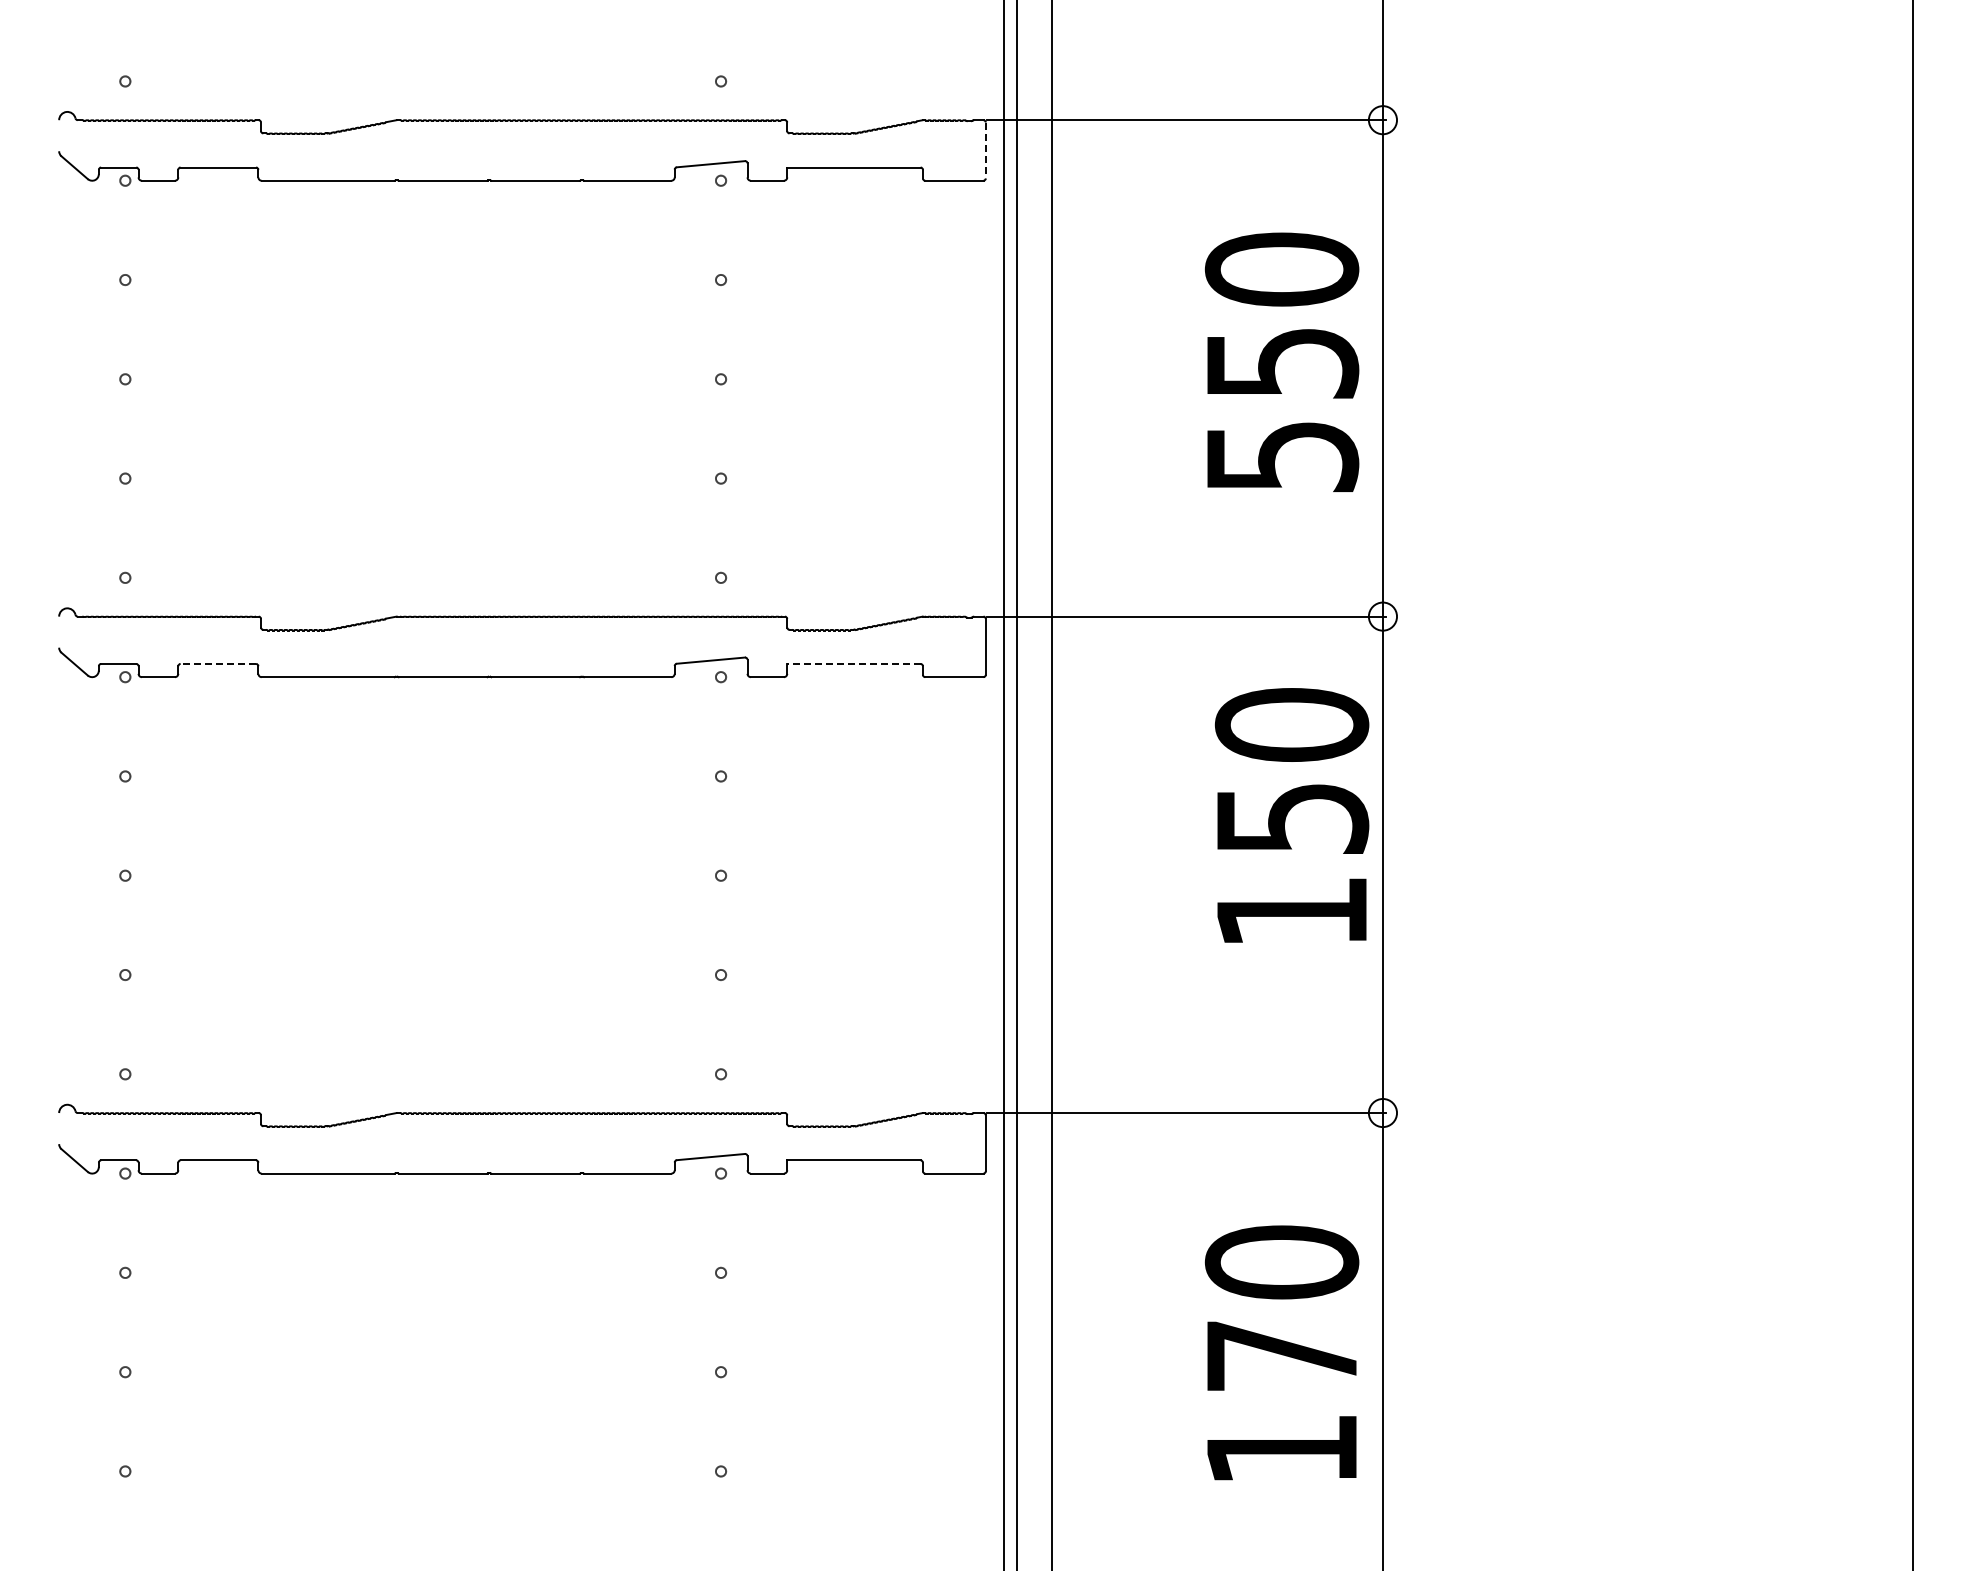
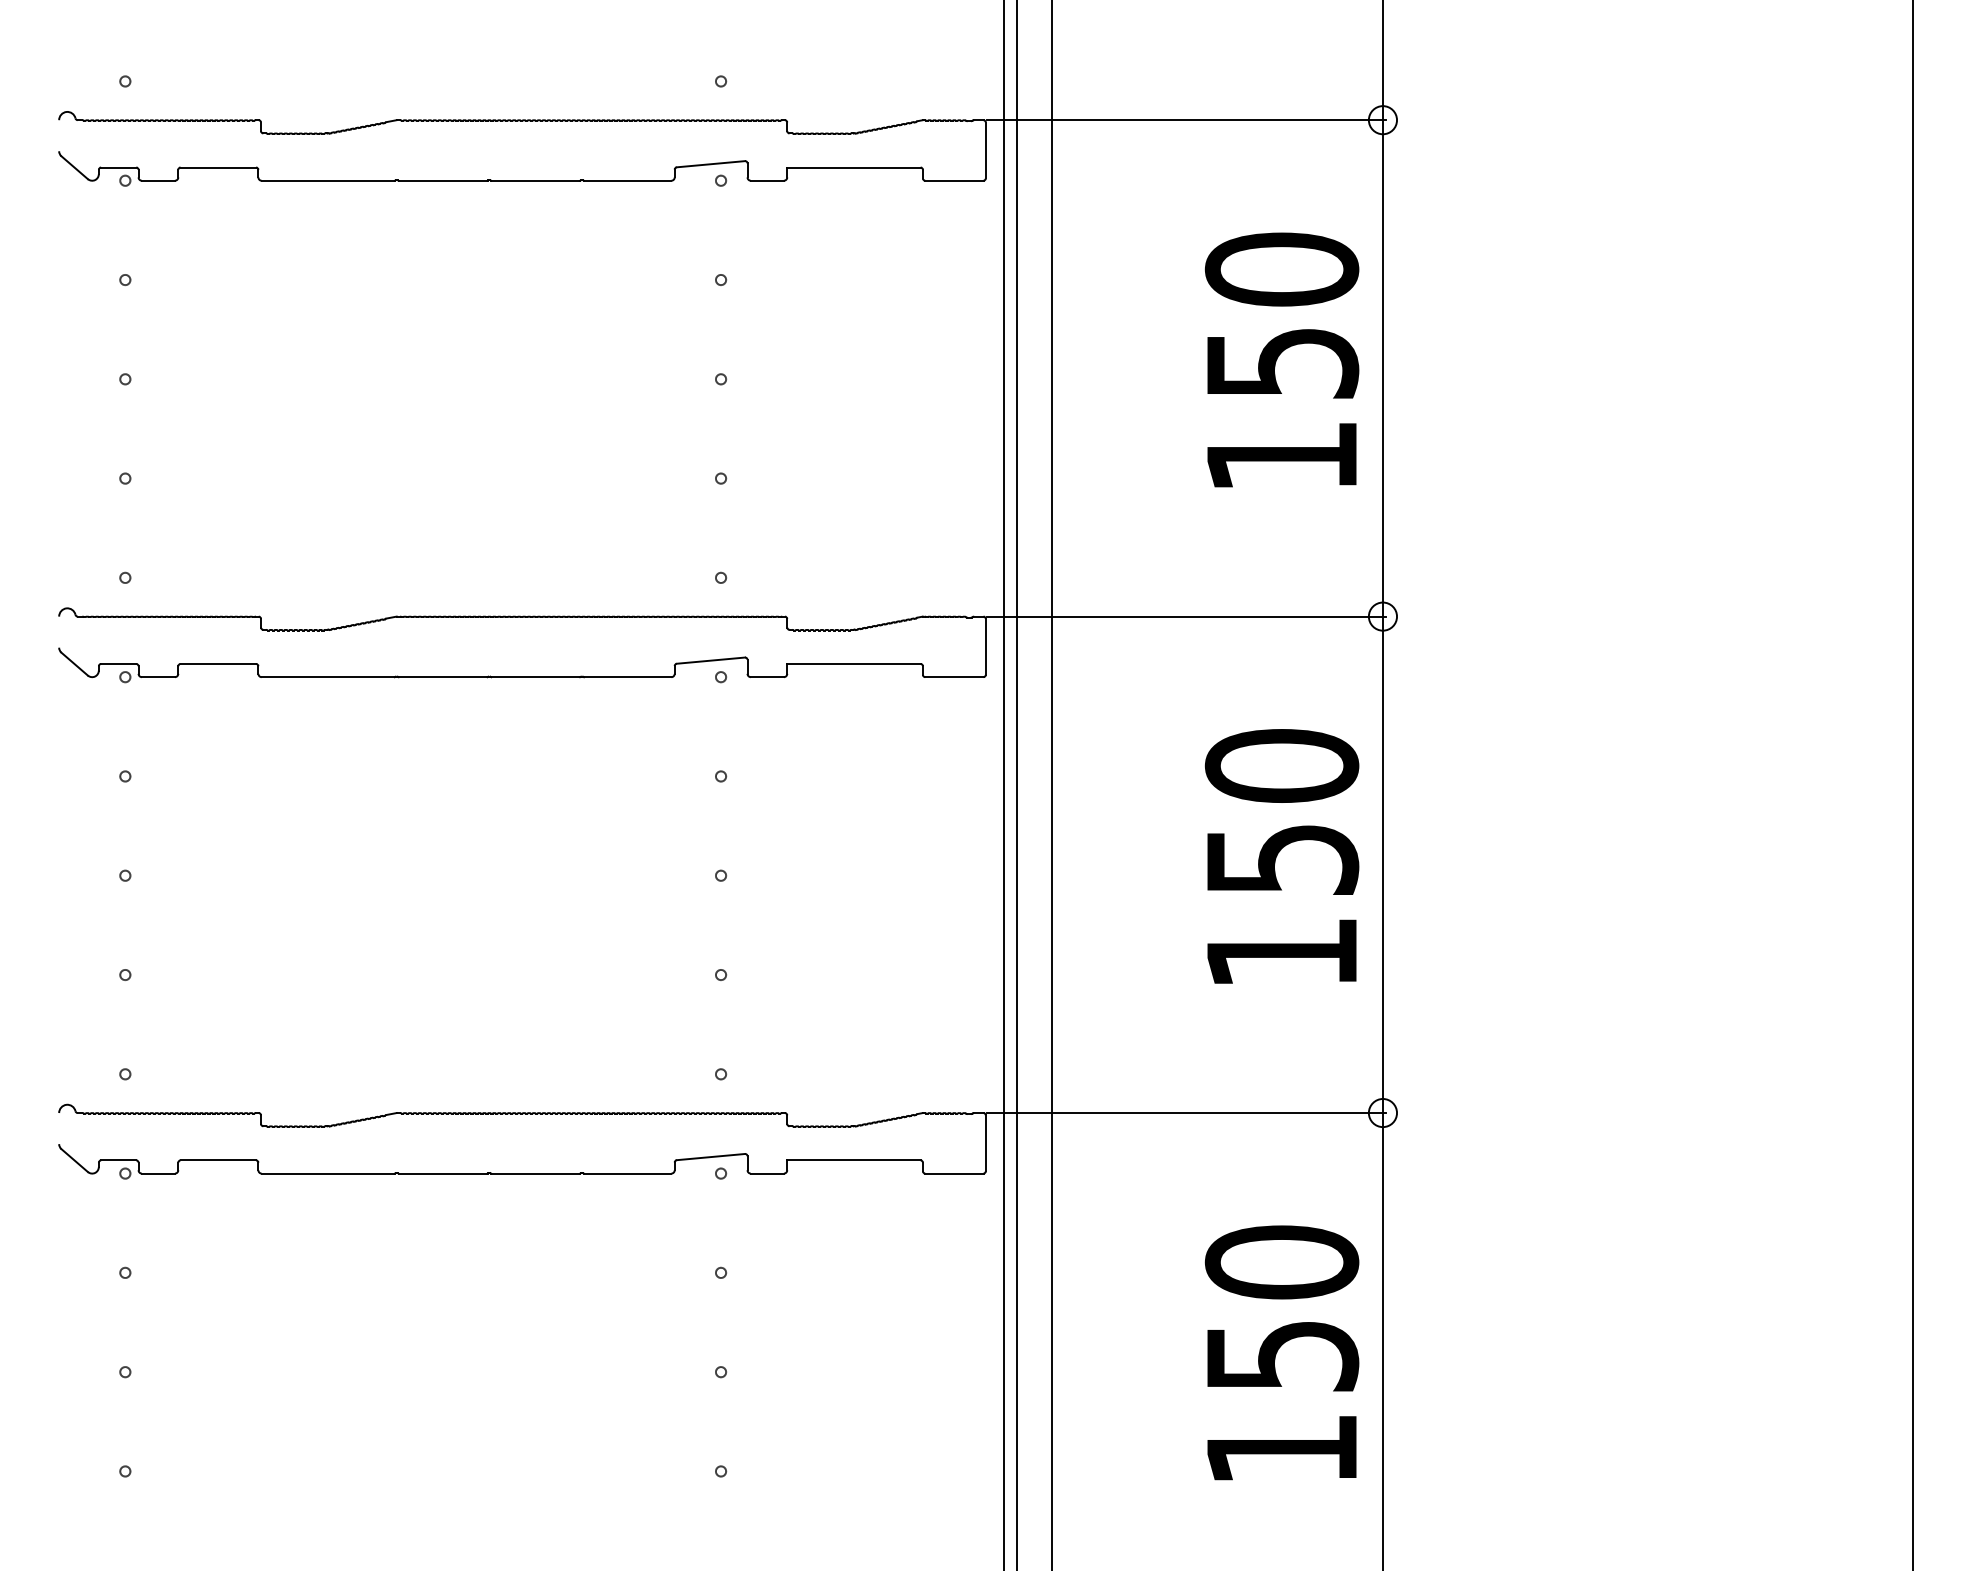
line: dashed -> solid (985, 150)
text: 550 -> 150 (1283, 457)
line: dashed -> solid (218, 663)
line: dashed -> solid (853, 663)
text position: (1292, 815) -> (1282, 856) (1282, 856)
text: 170 -> 150 (1283, 1356)
